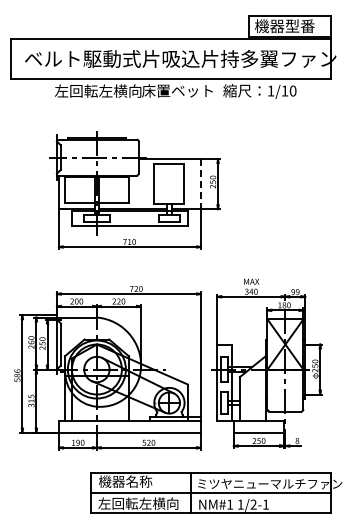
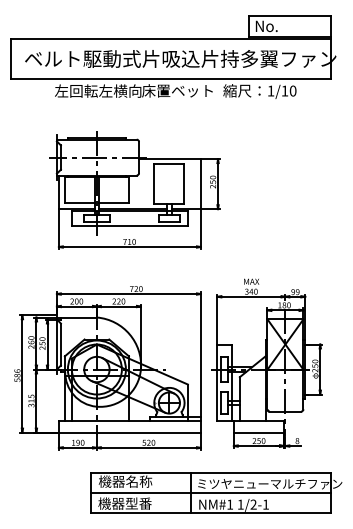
text: 機器型番 -> No. (284, 26)
line: dashed -> solid (200, 184)
text: 左回転左横向 -> 機器型番 (138, 503)
